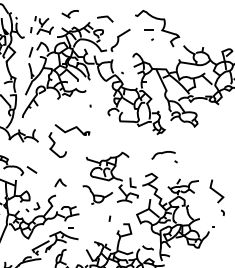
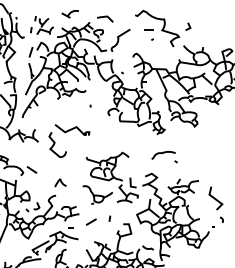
line: none -> present (188, 26)
part position: (216, 197) -> (215, 204) (215, 204)
line: none -> present (90, 221)
